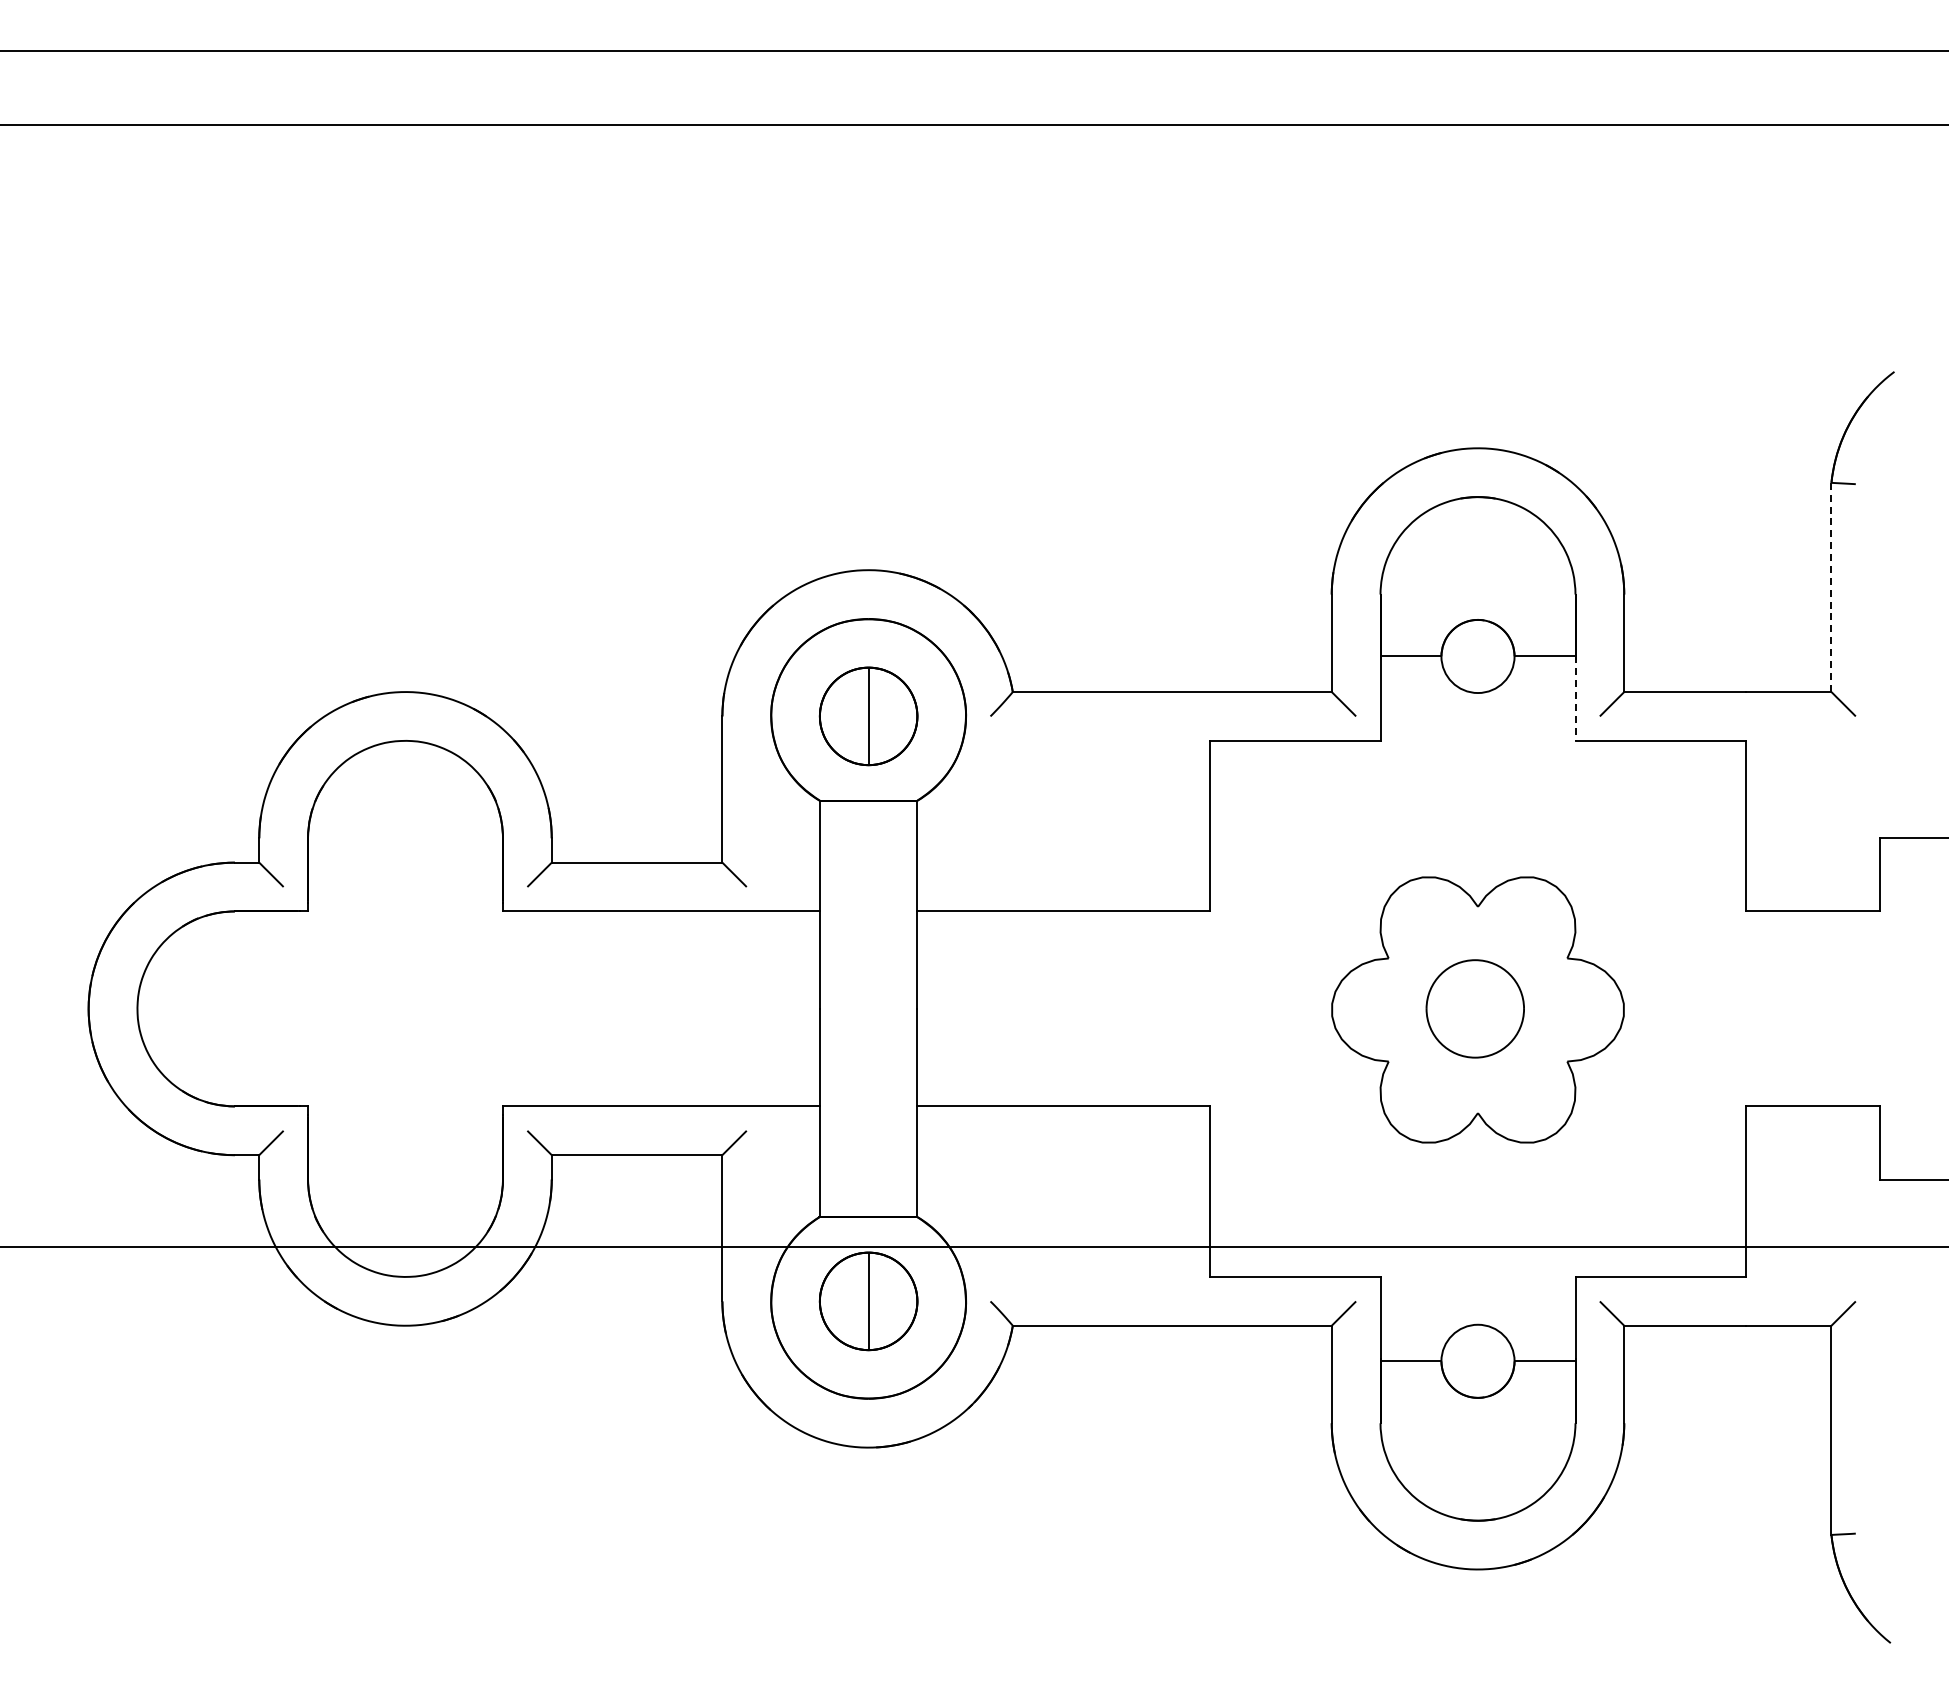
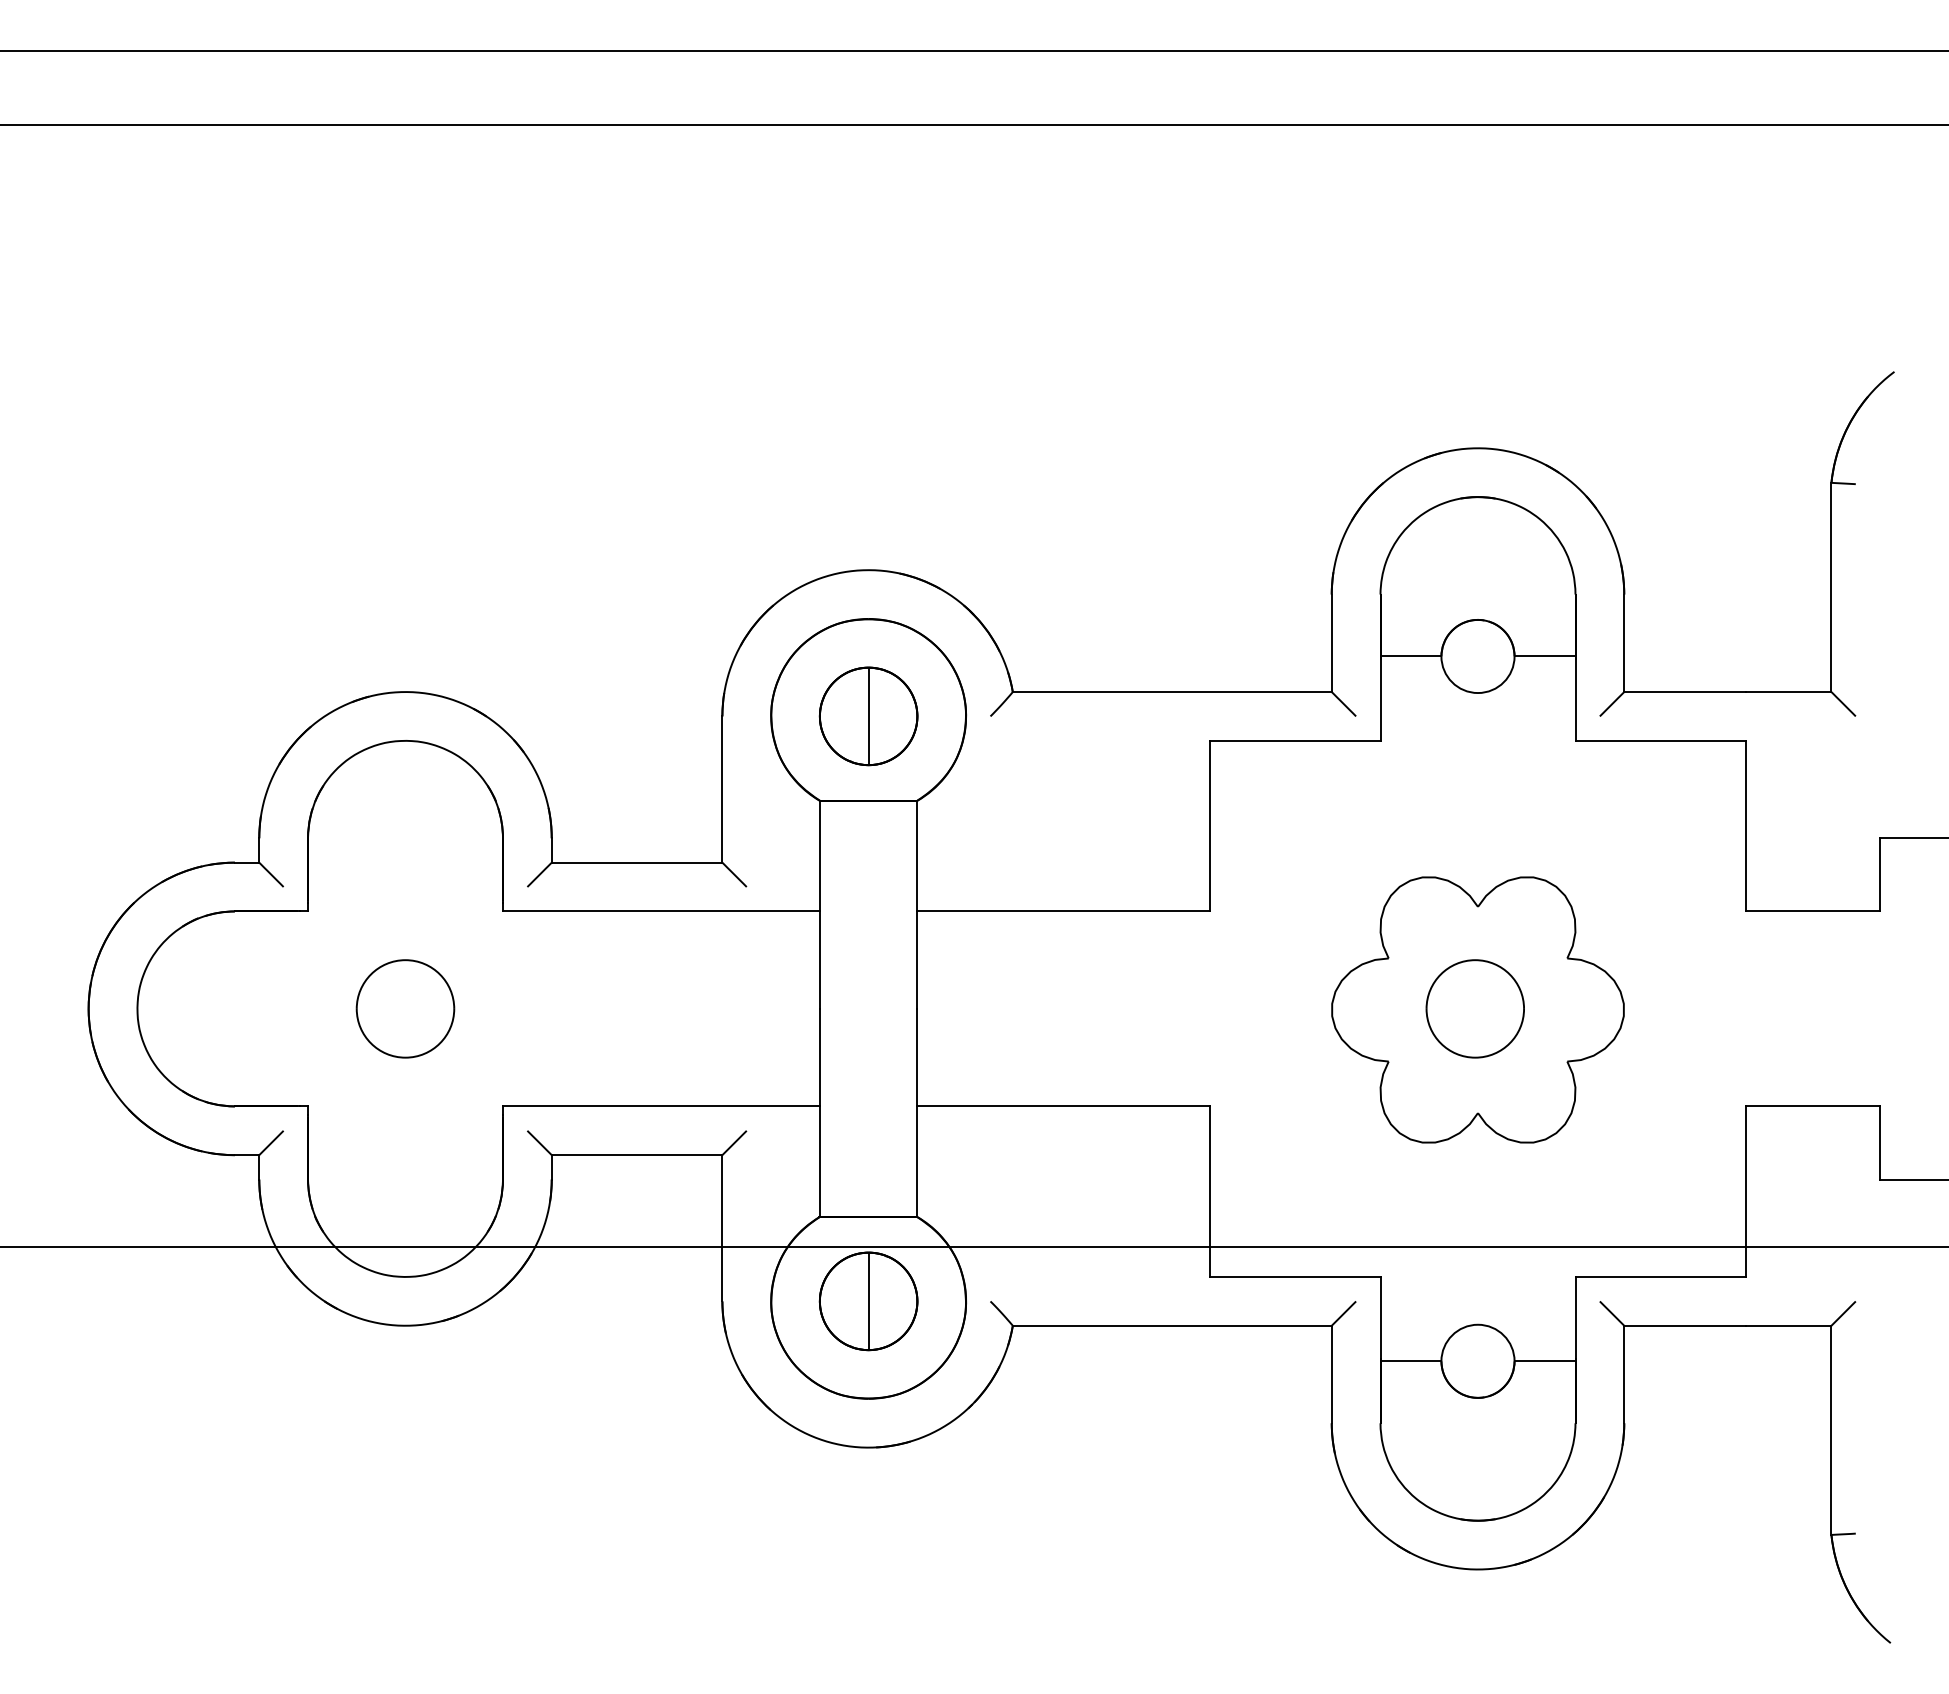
line: dashed -> solid (1831, 587)
line: dashed -> solid (1575, 699)
part: none -> present (405, 1008)
